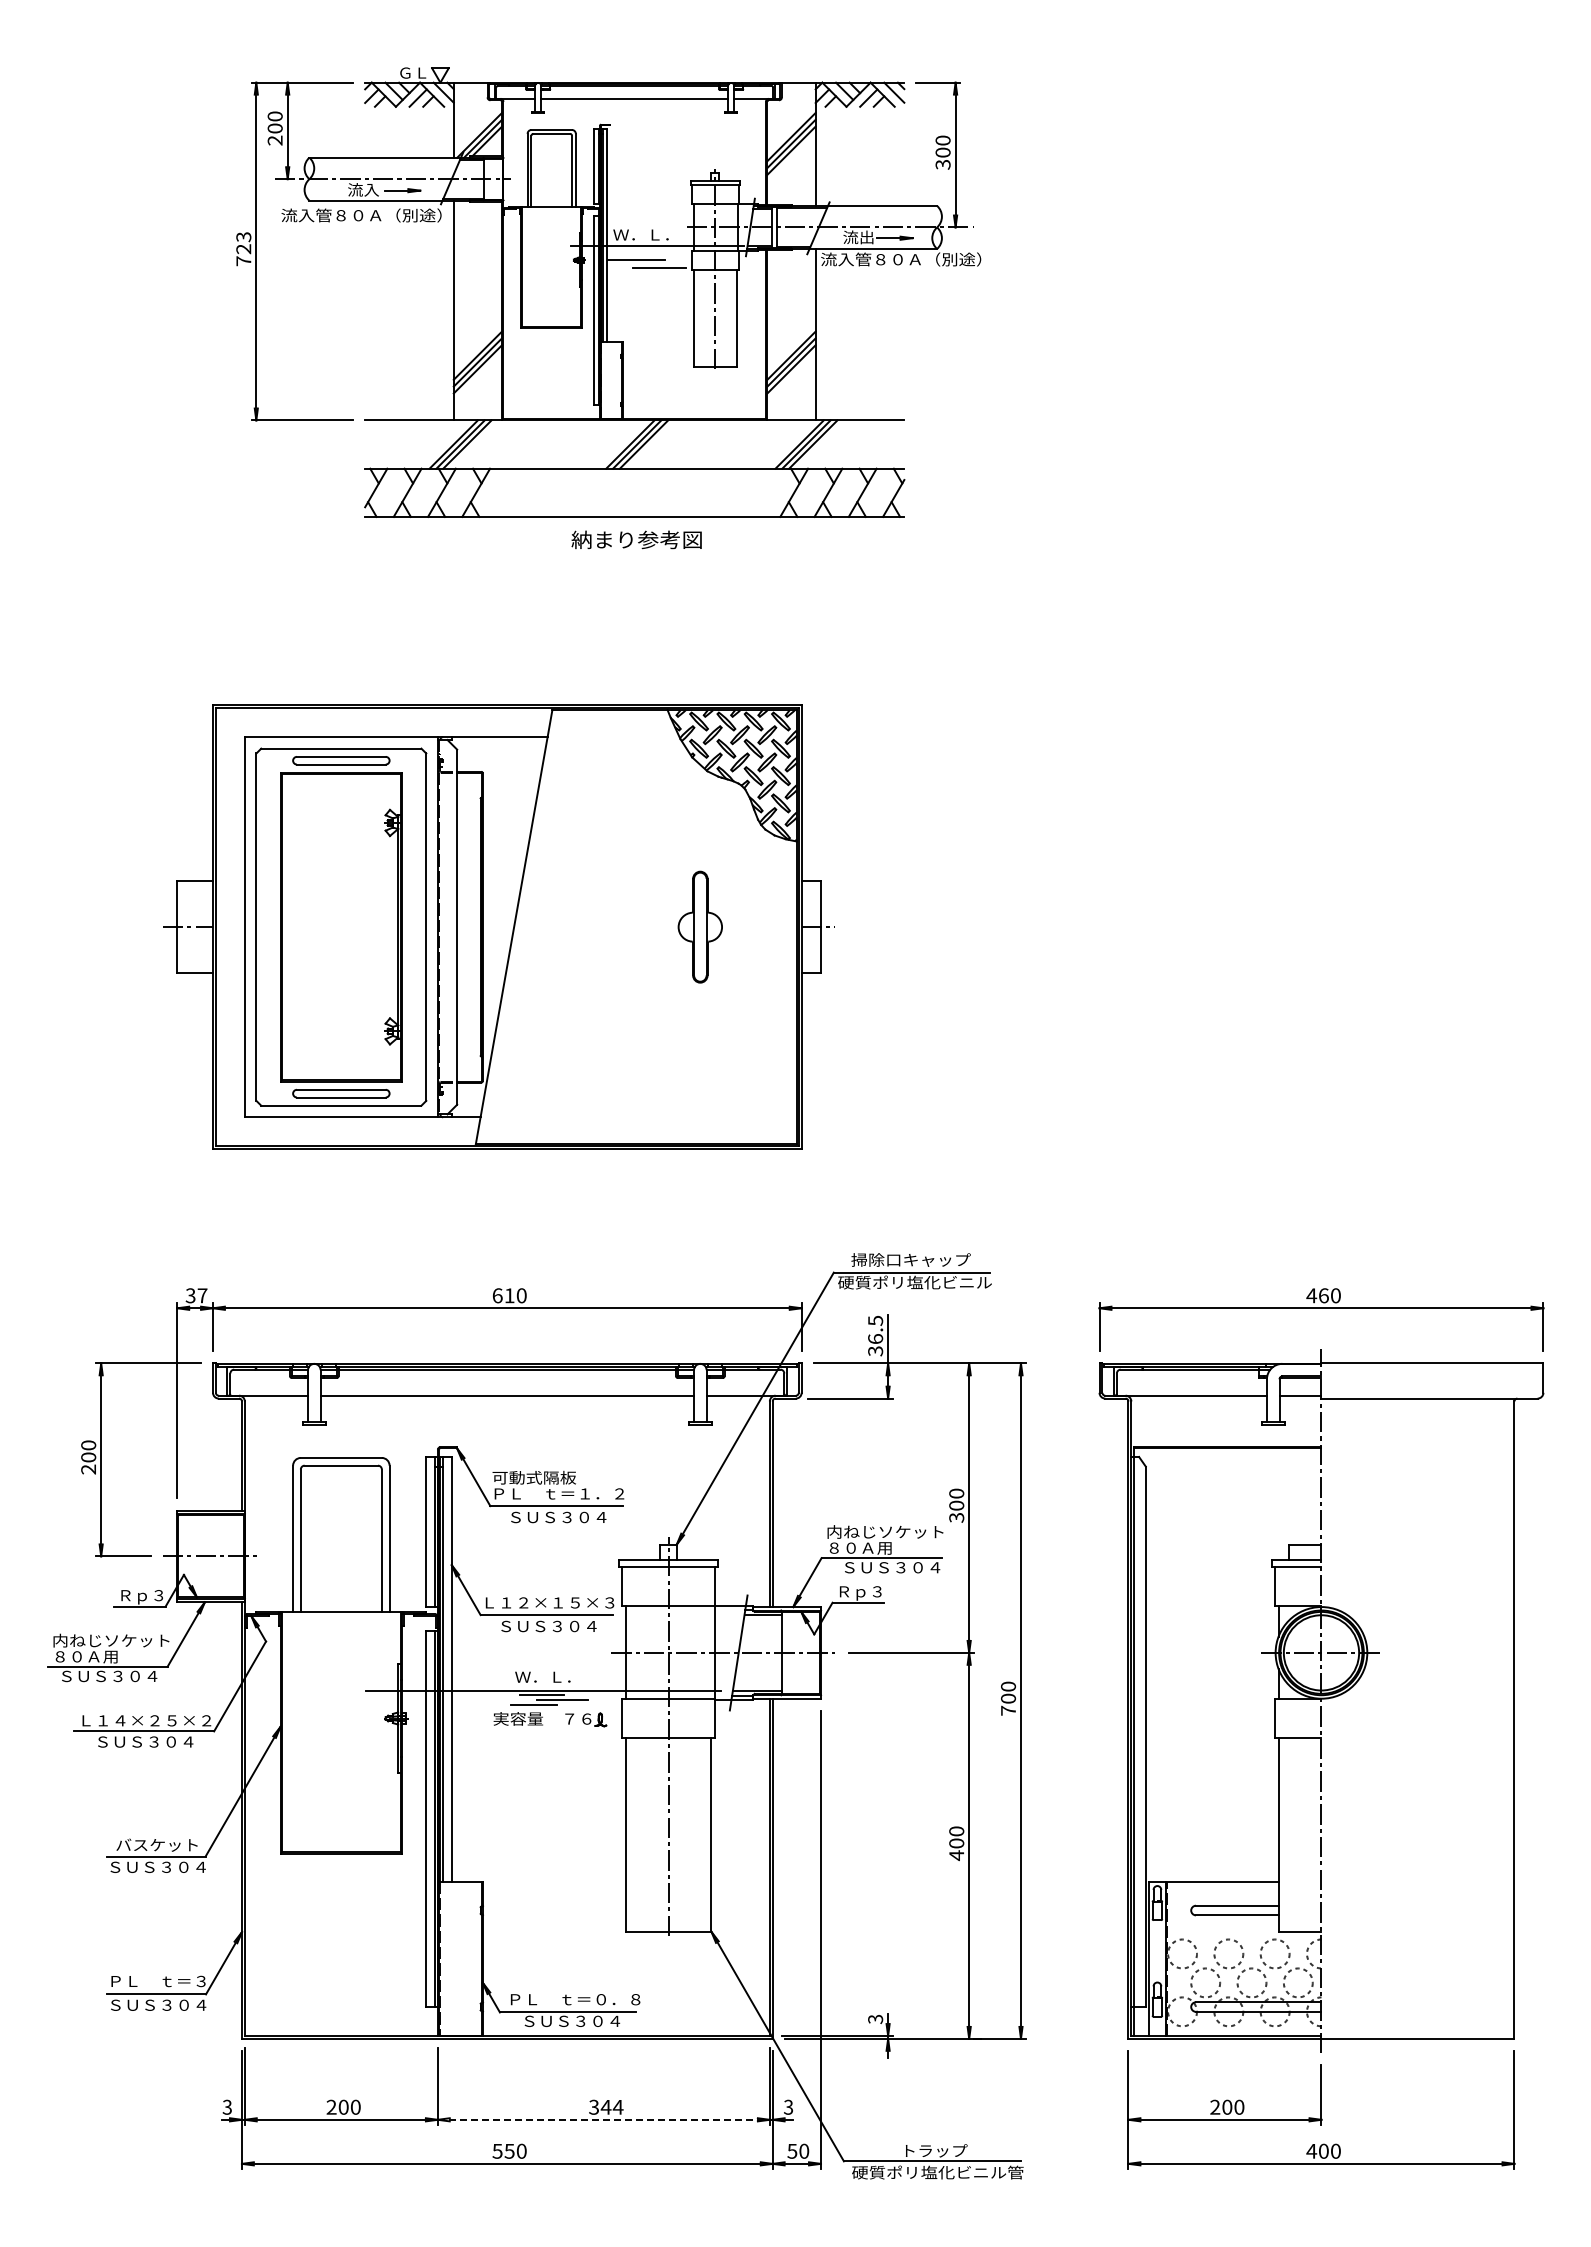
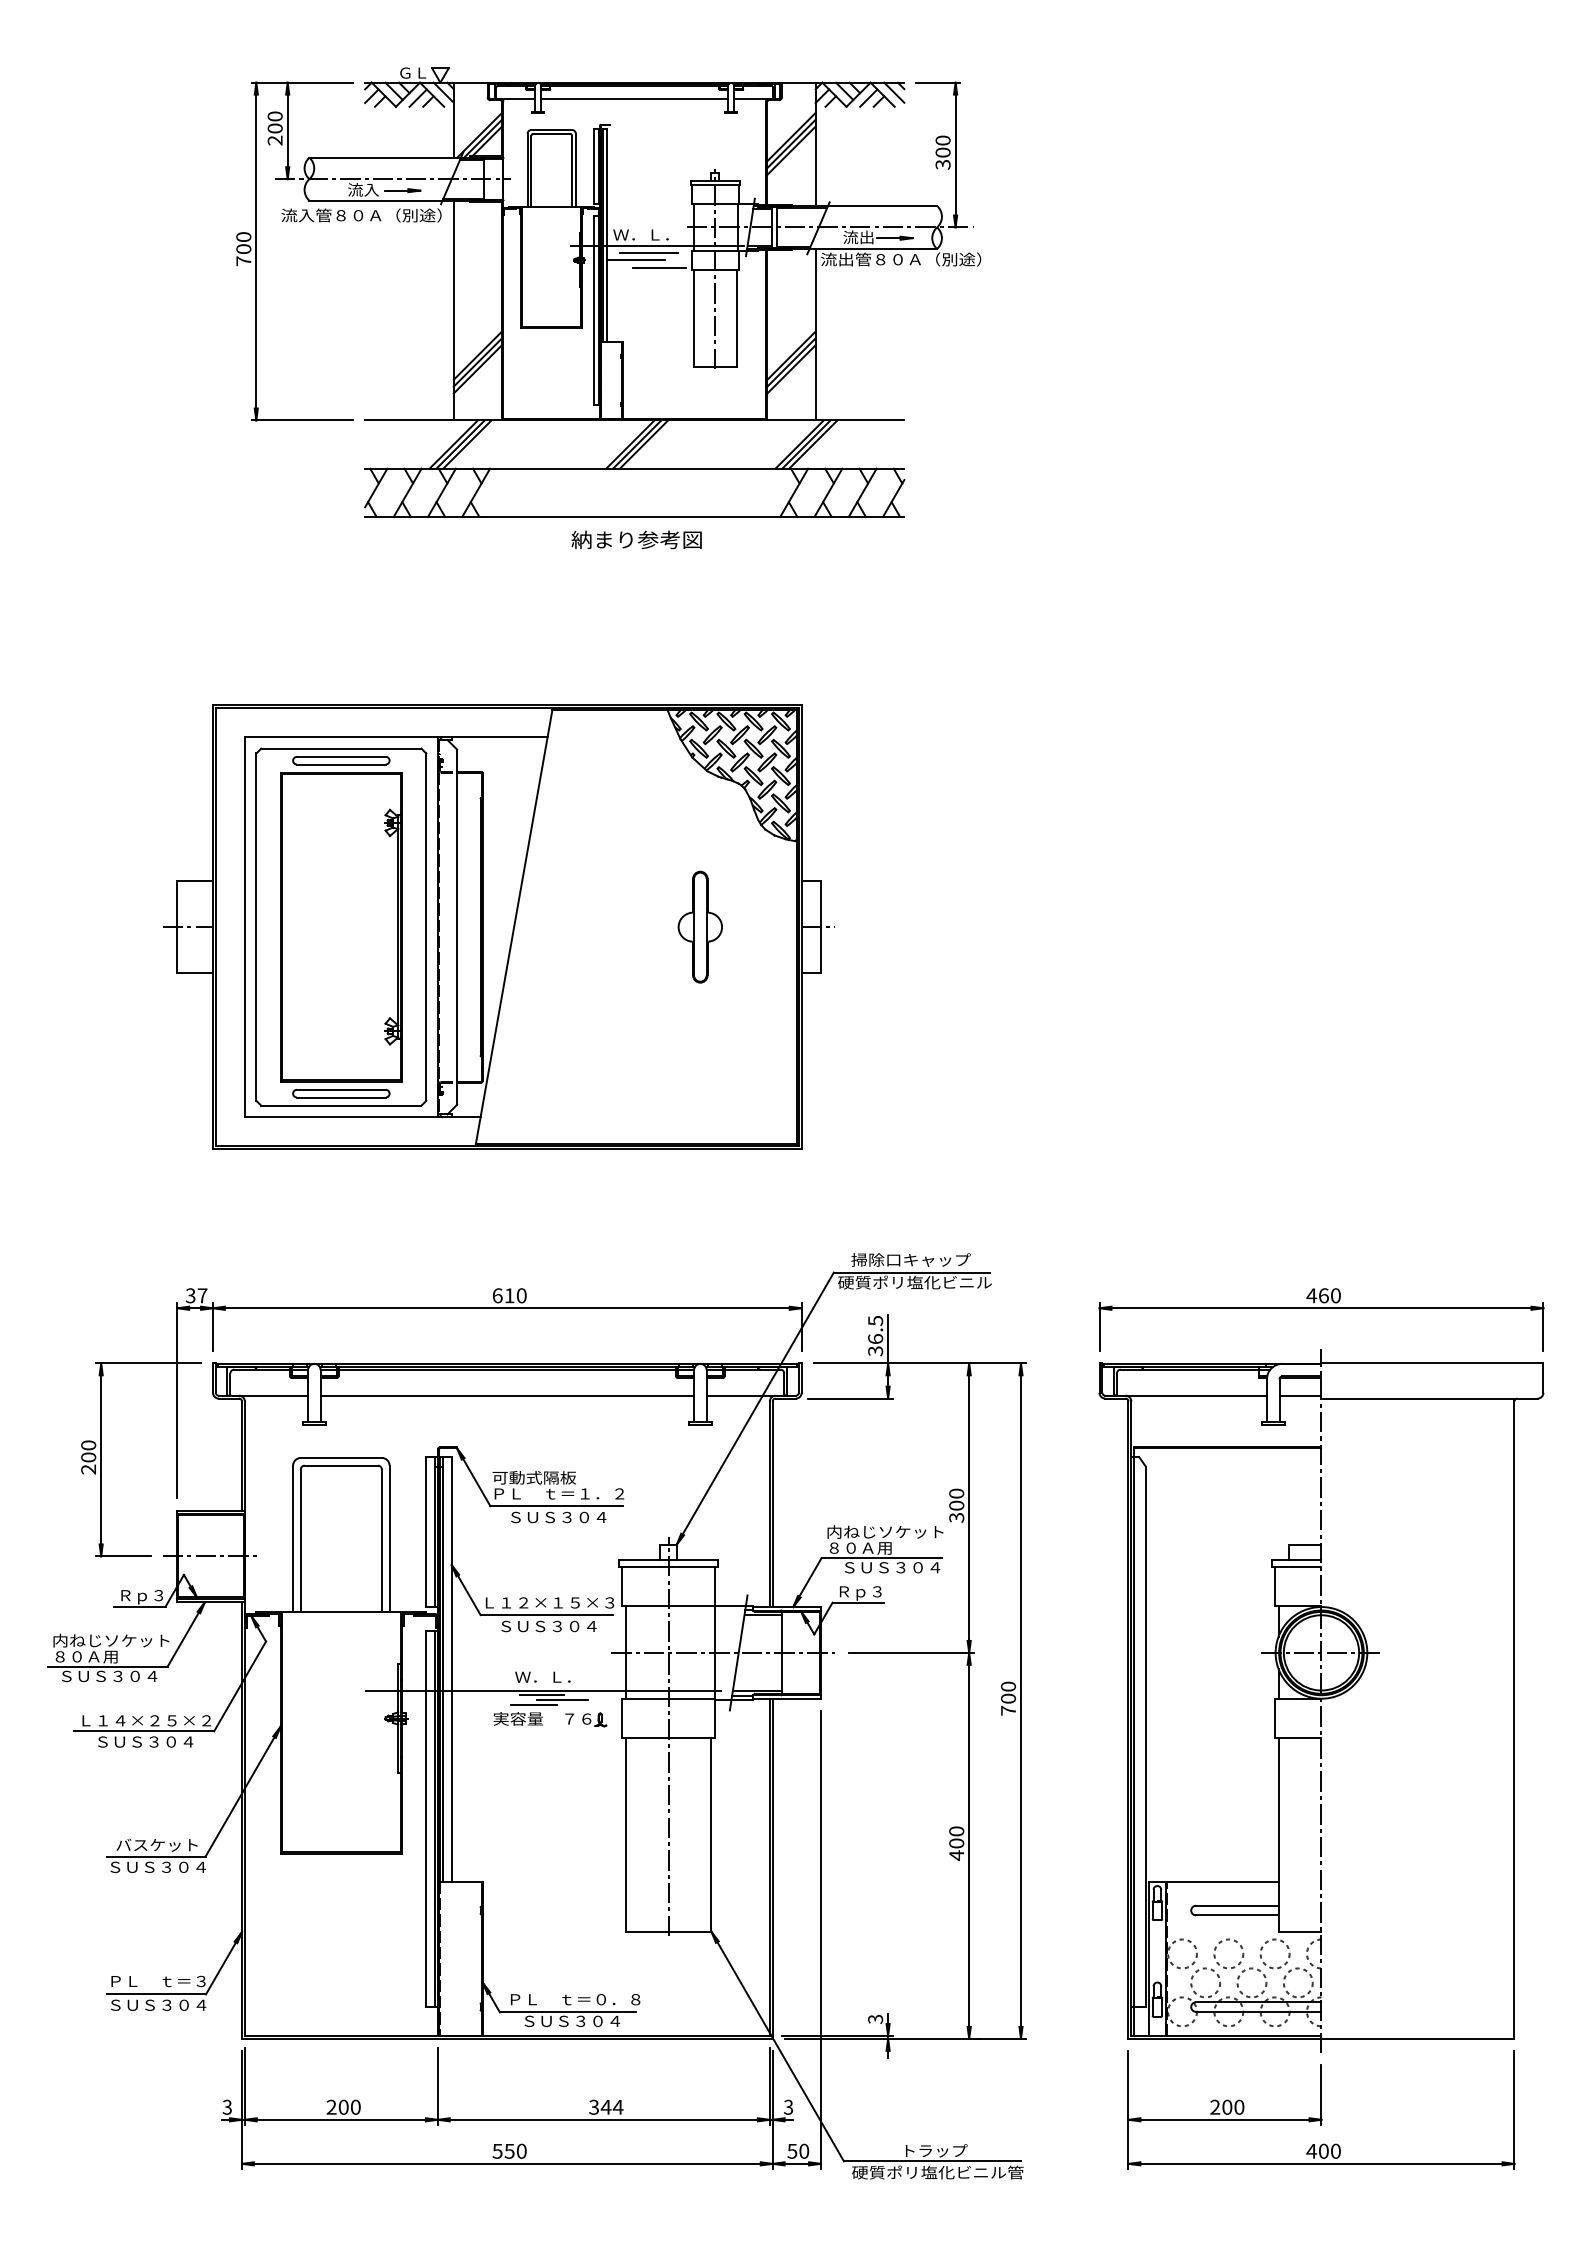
text: 723 -> 700 (243, 243)
line: none -> present (648, 253)
text: 流入管８０Ａ（別途） -> 流出管８０Ａ（別途） (845, 259)
line: dashed -> solid (603, 2119)
